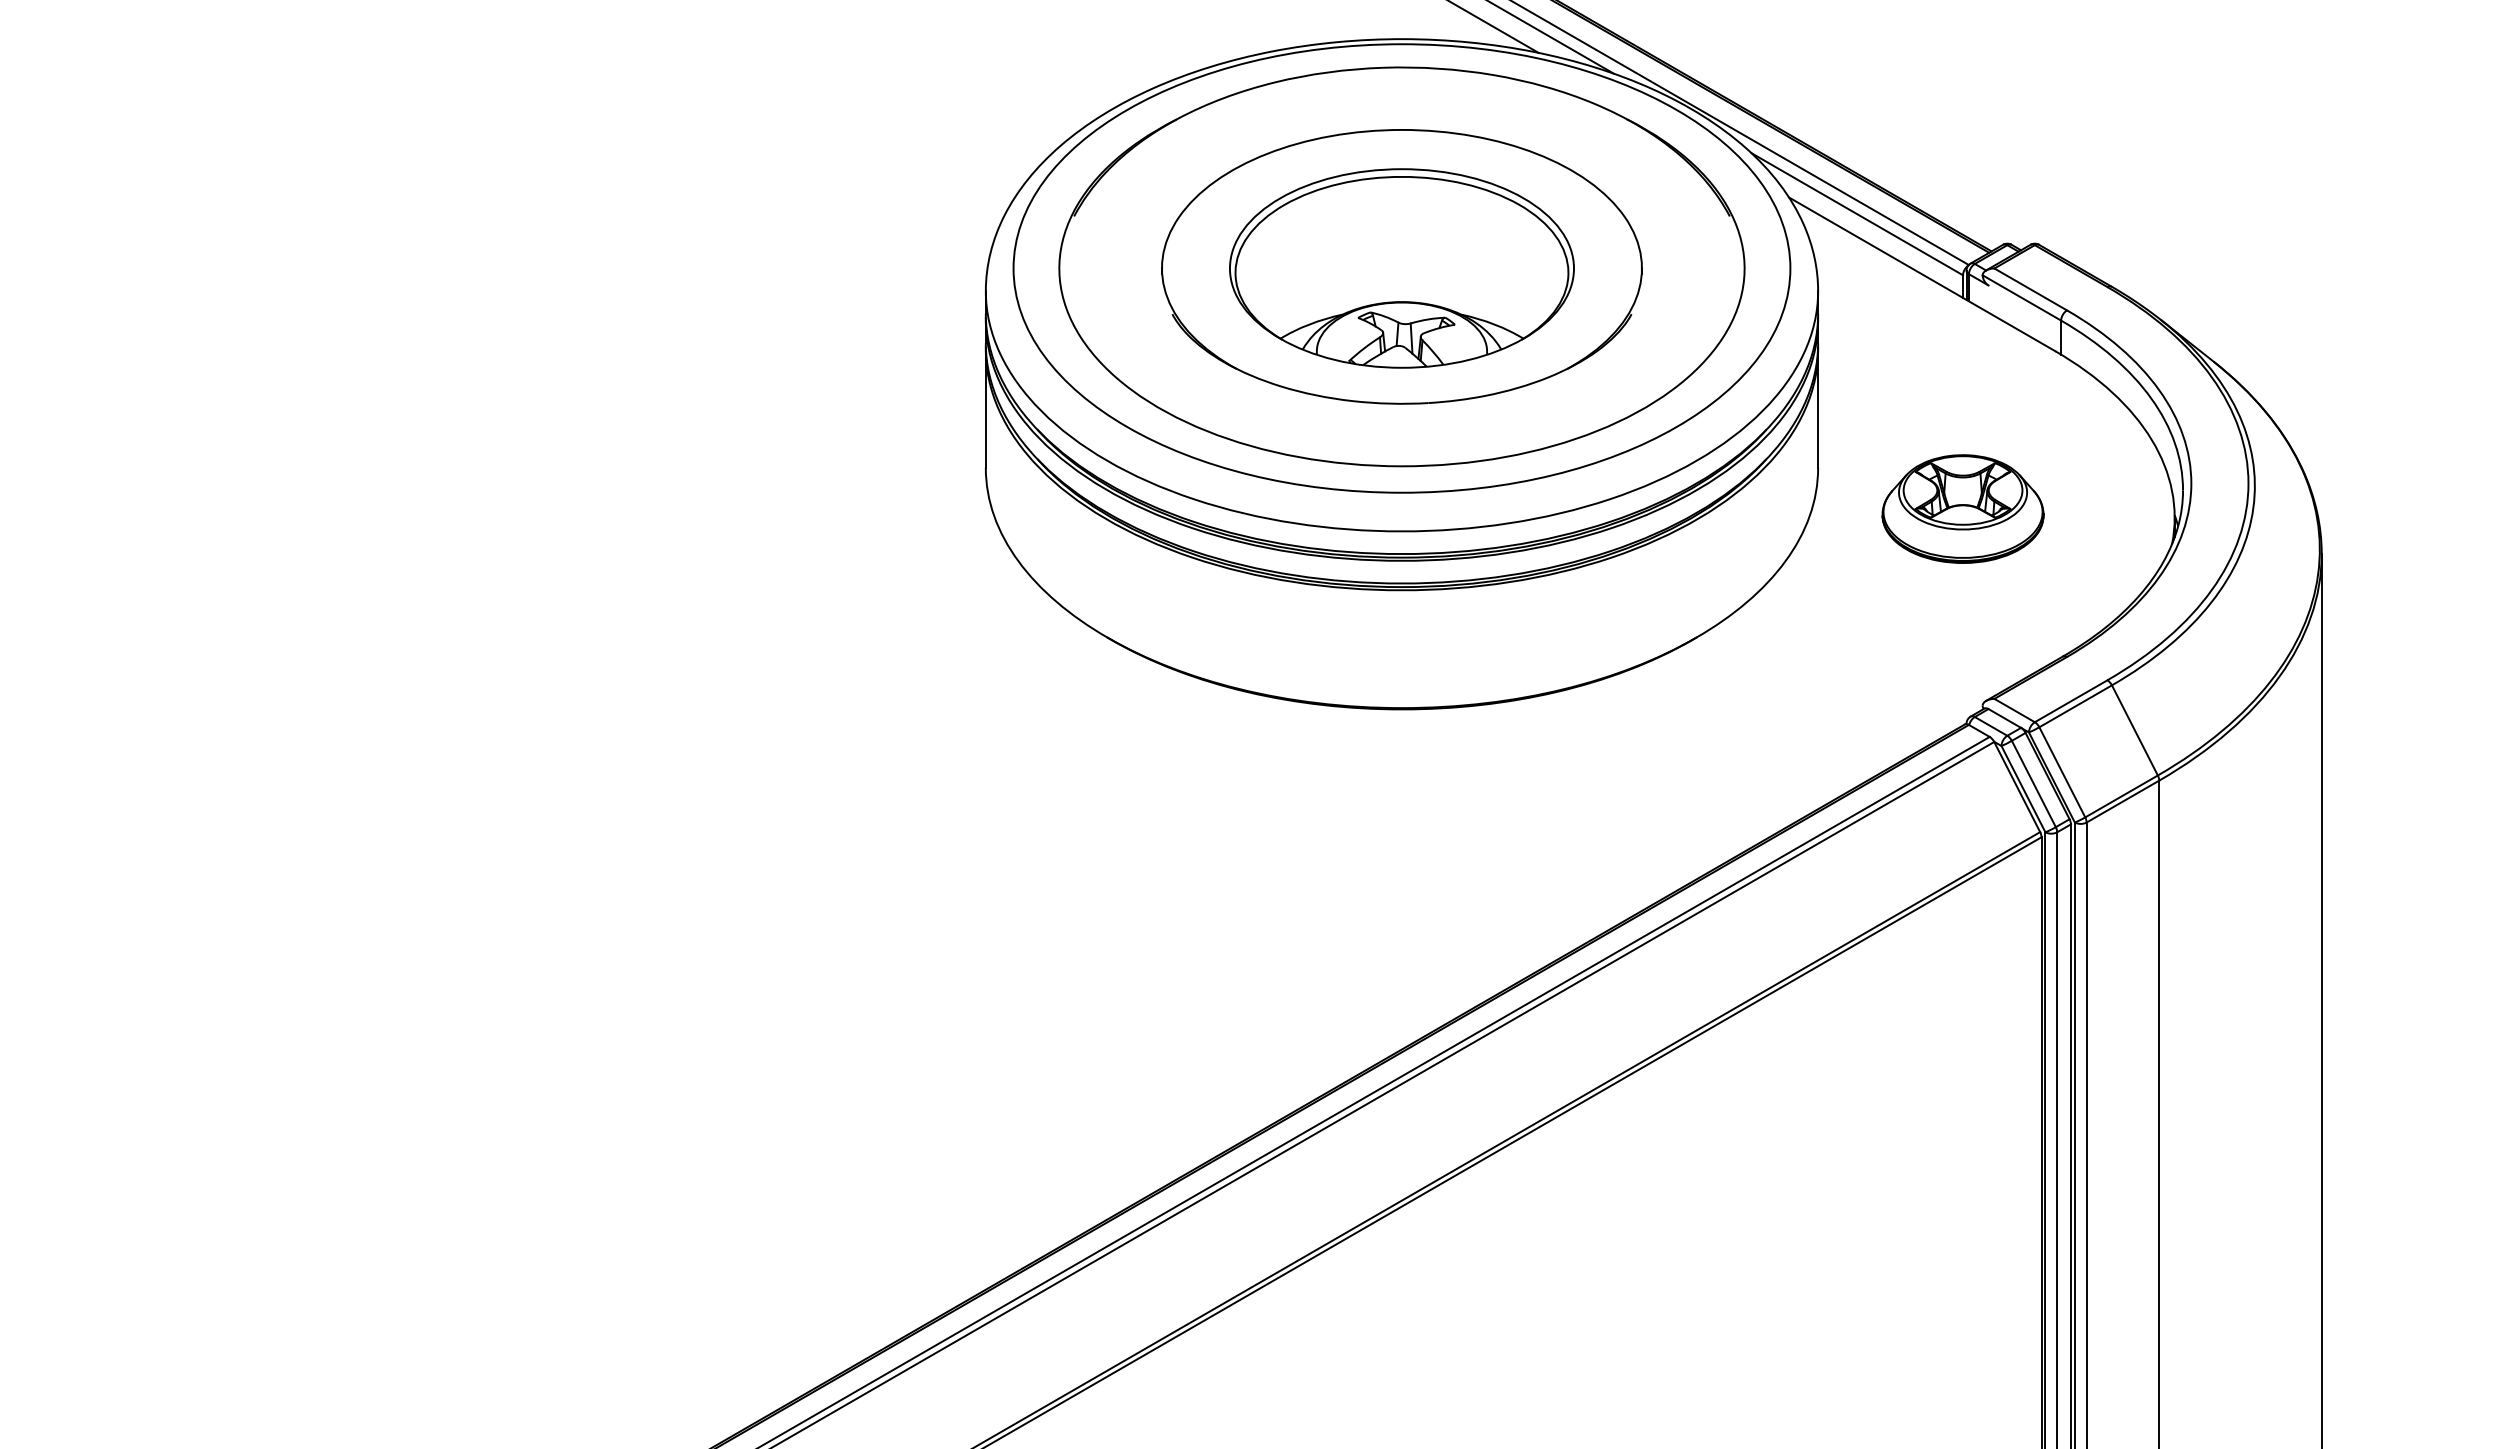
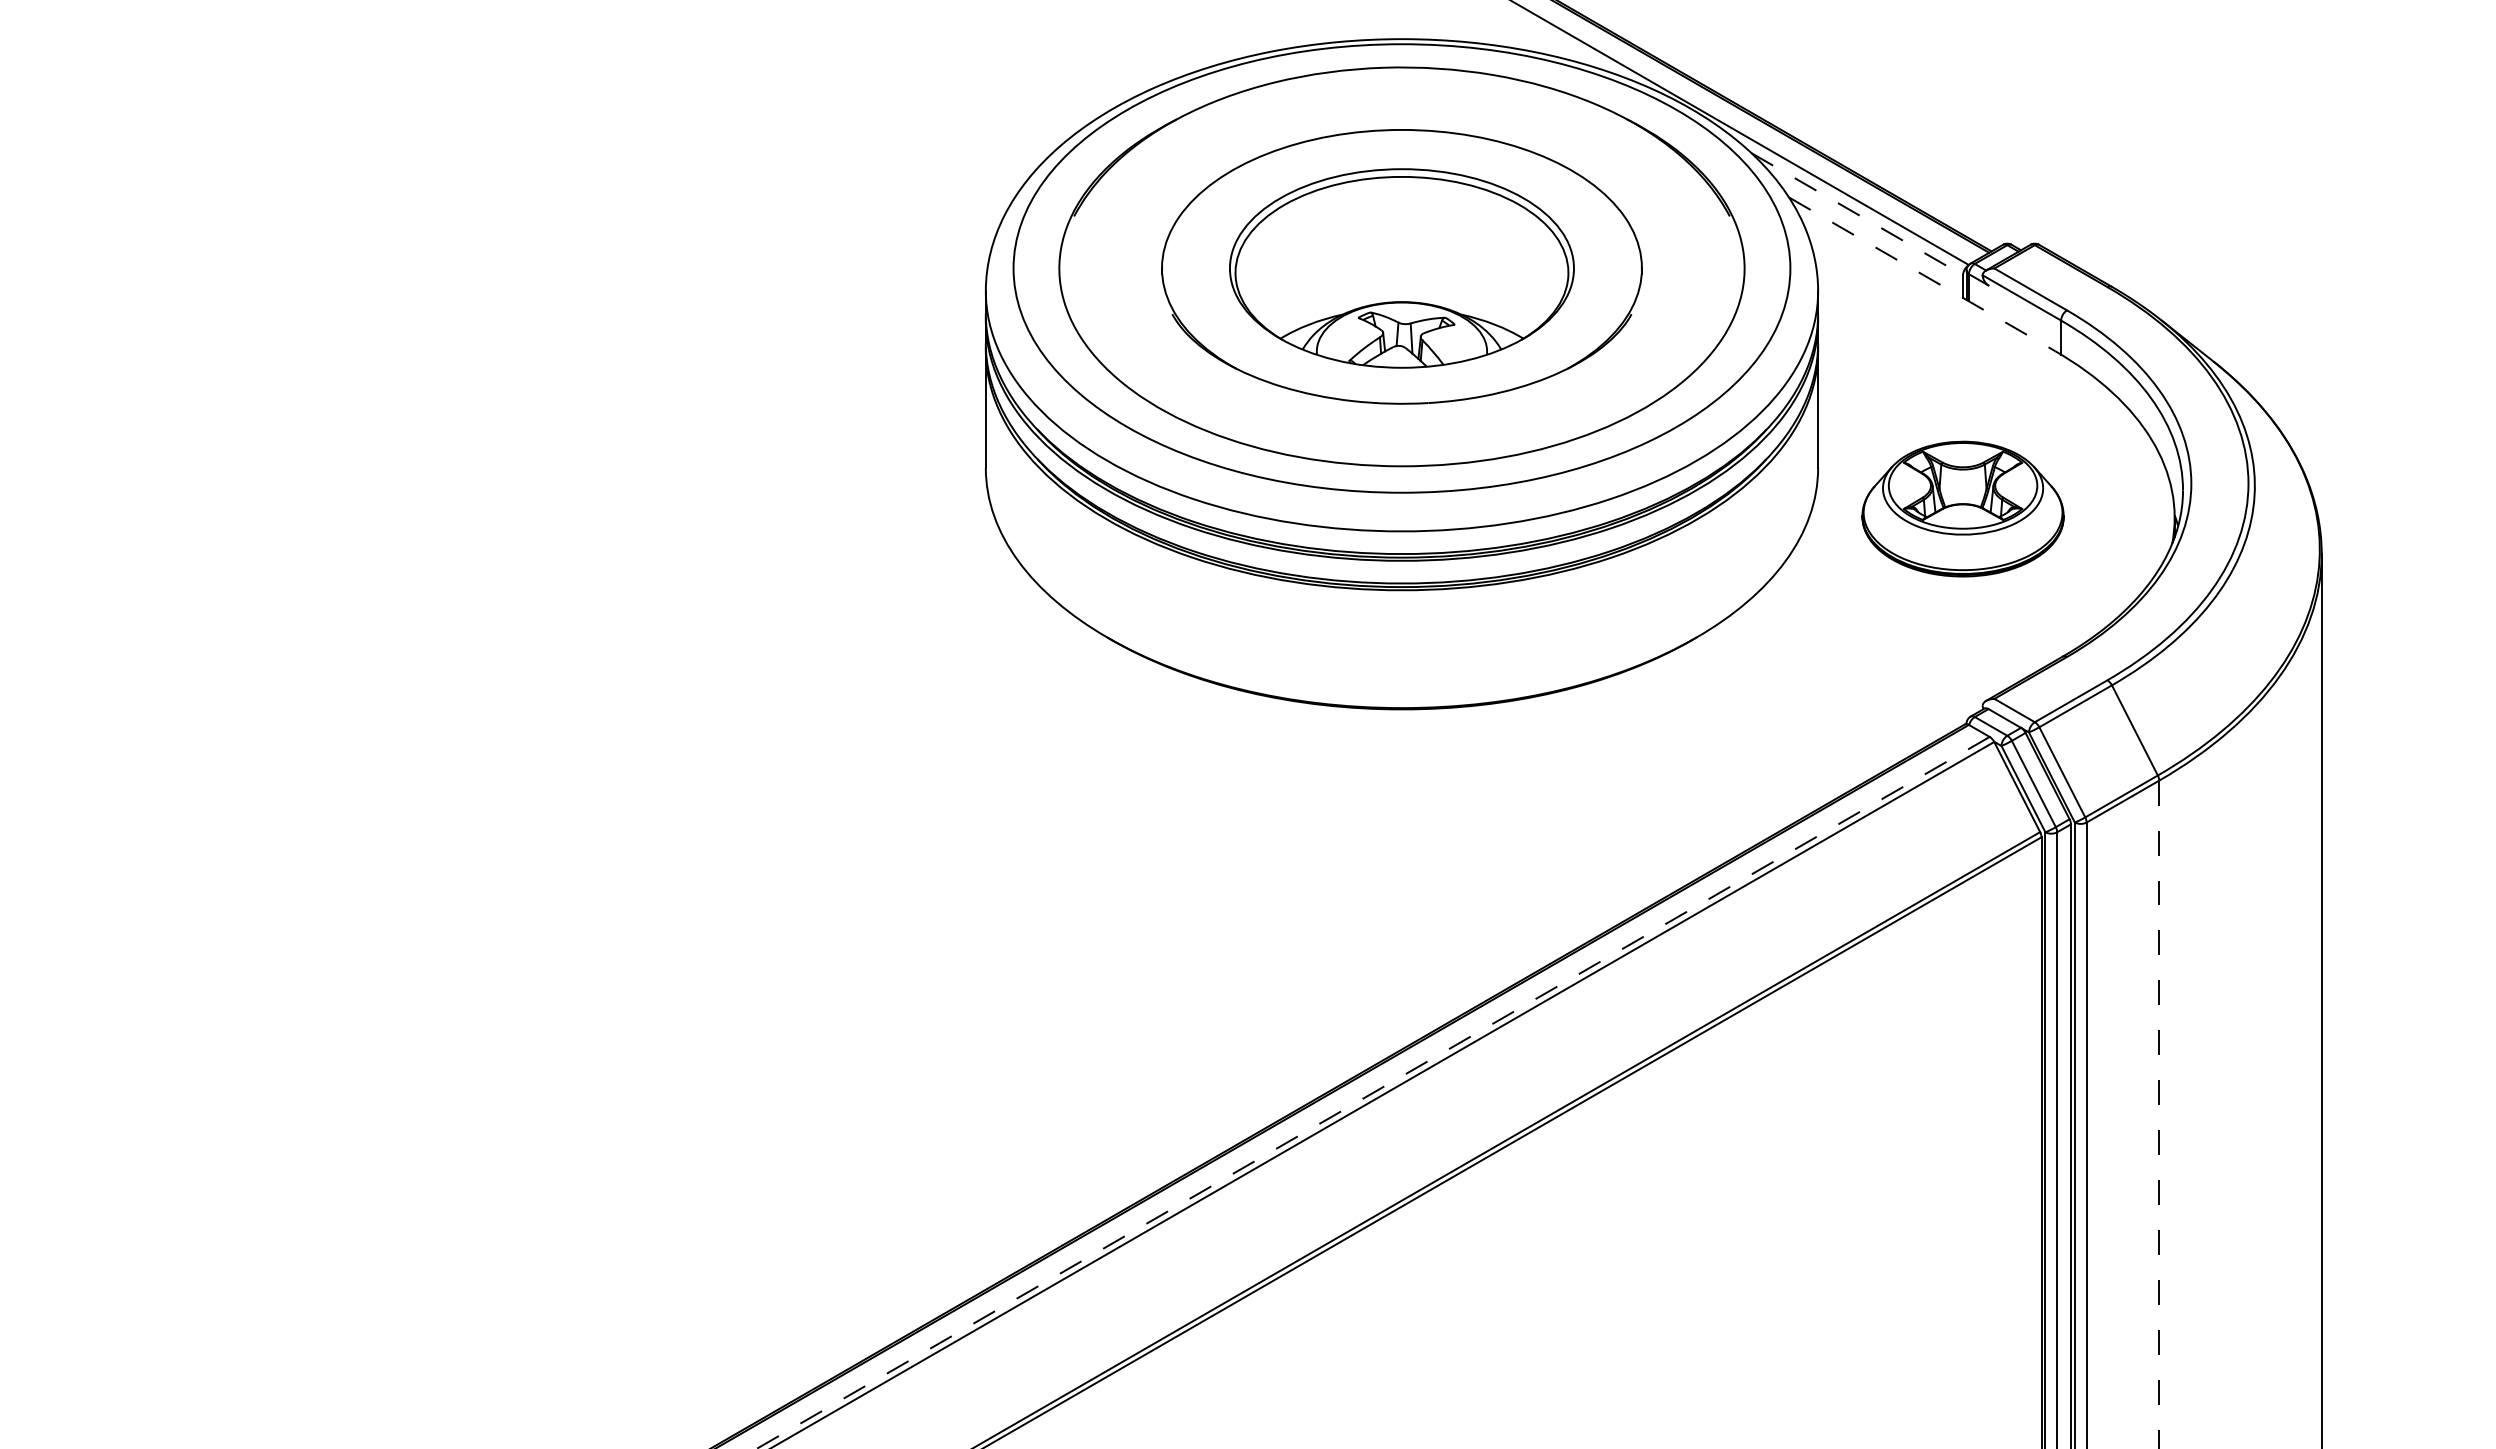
line: present -> none (1494, 27)
line: present -> none (1551, 37)
line: solid -> dashed (1857, 214)
line: solid -> dashed (1922, 274)
part size: 164x110 px -> 204x138 px (1962, 508)
line: solid -> dashed (1373, 1092)
line: solid -> dashed (2159, 1114)
